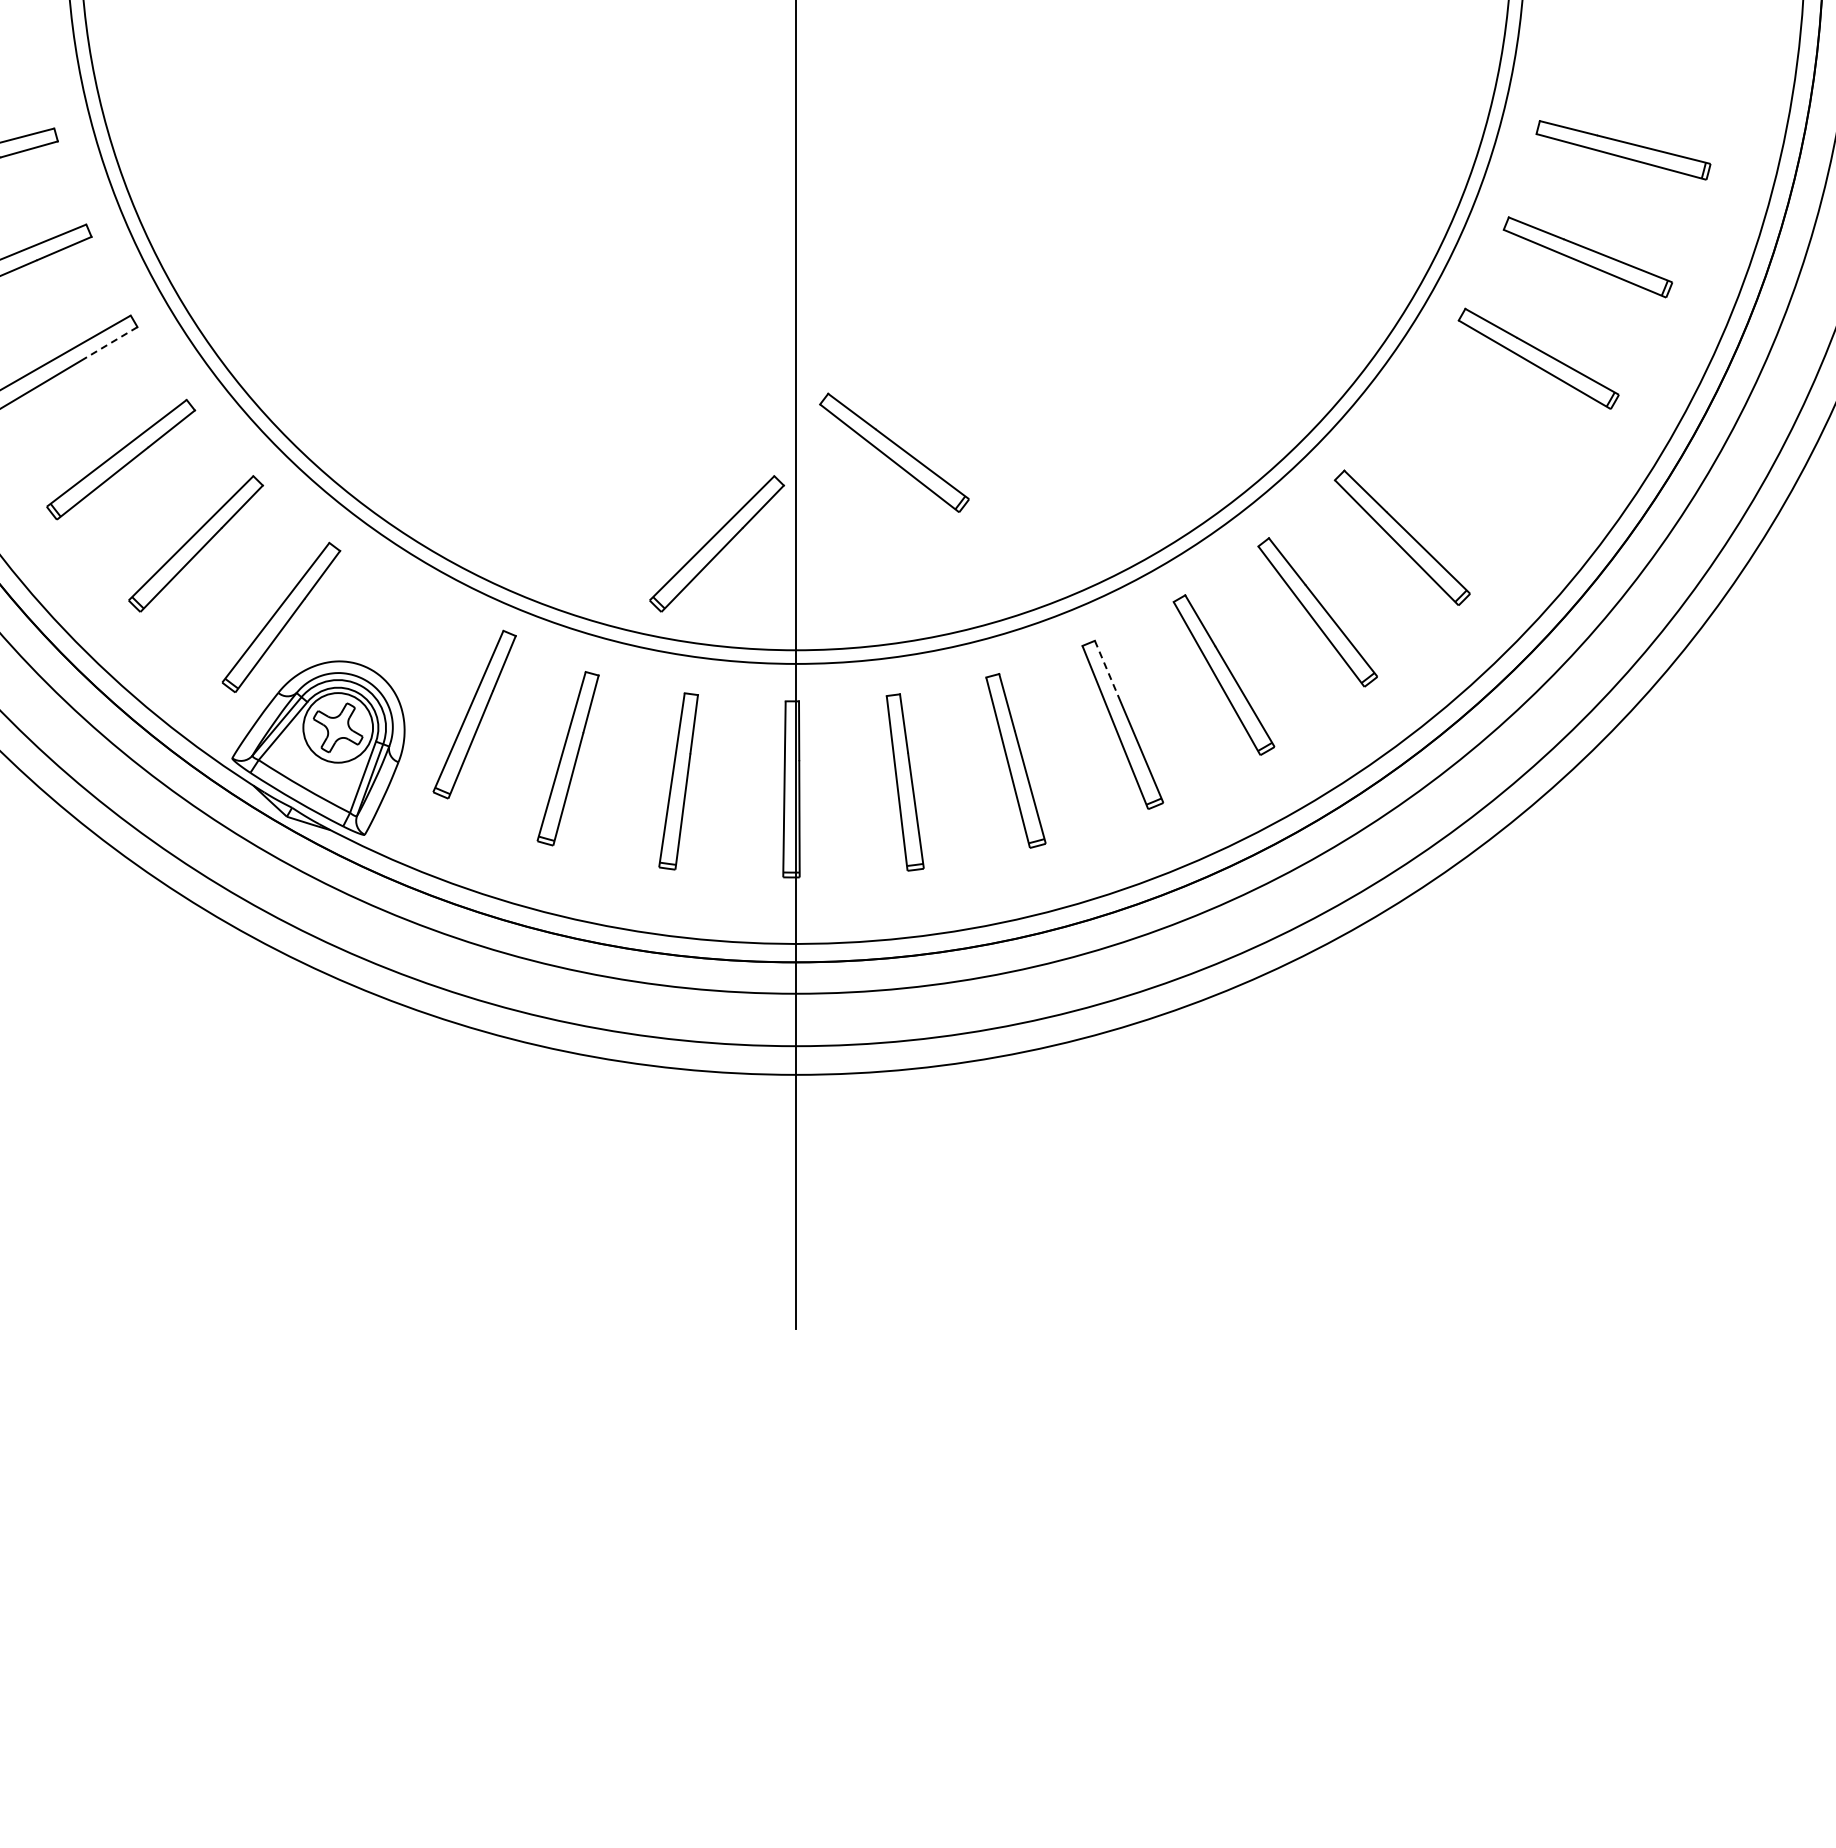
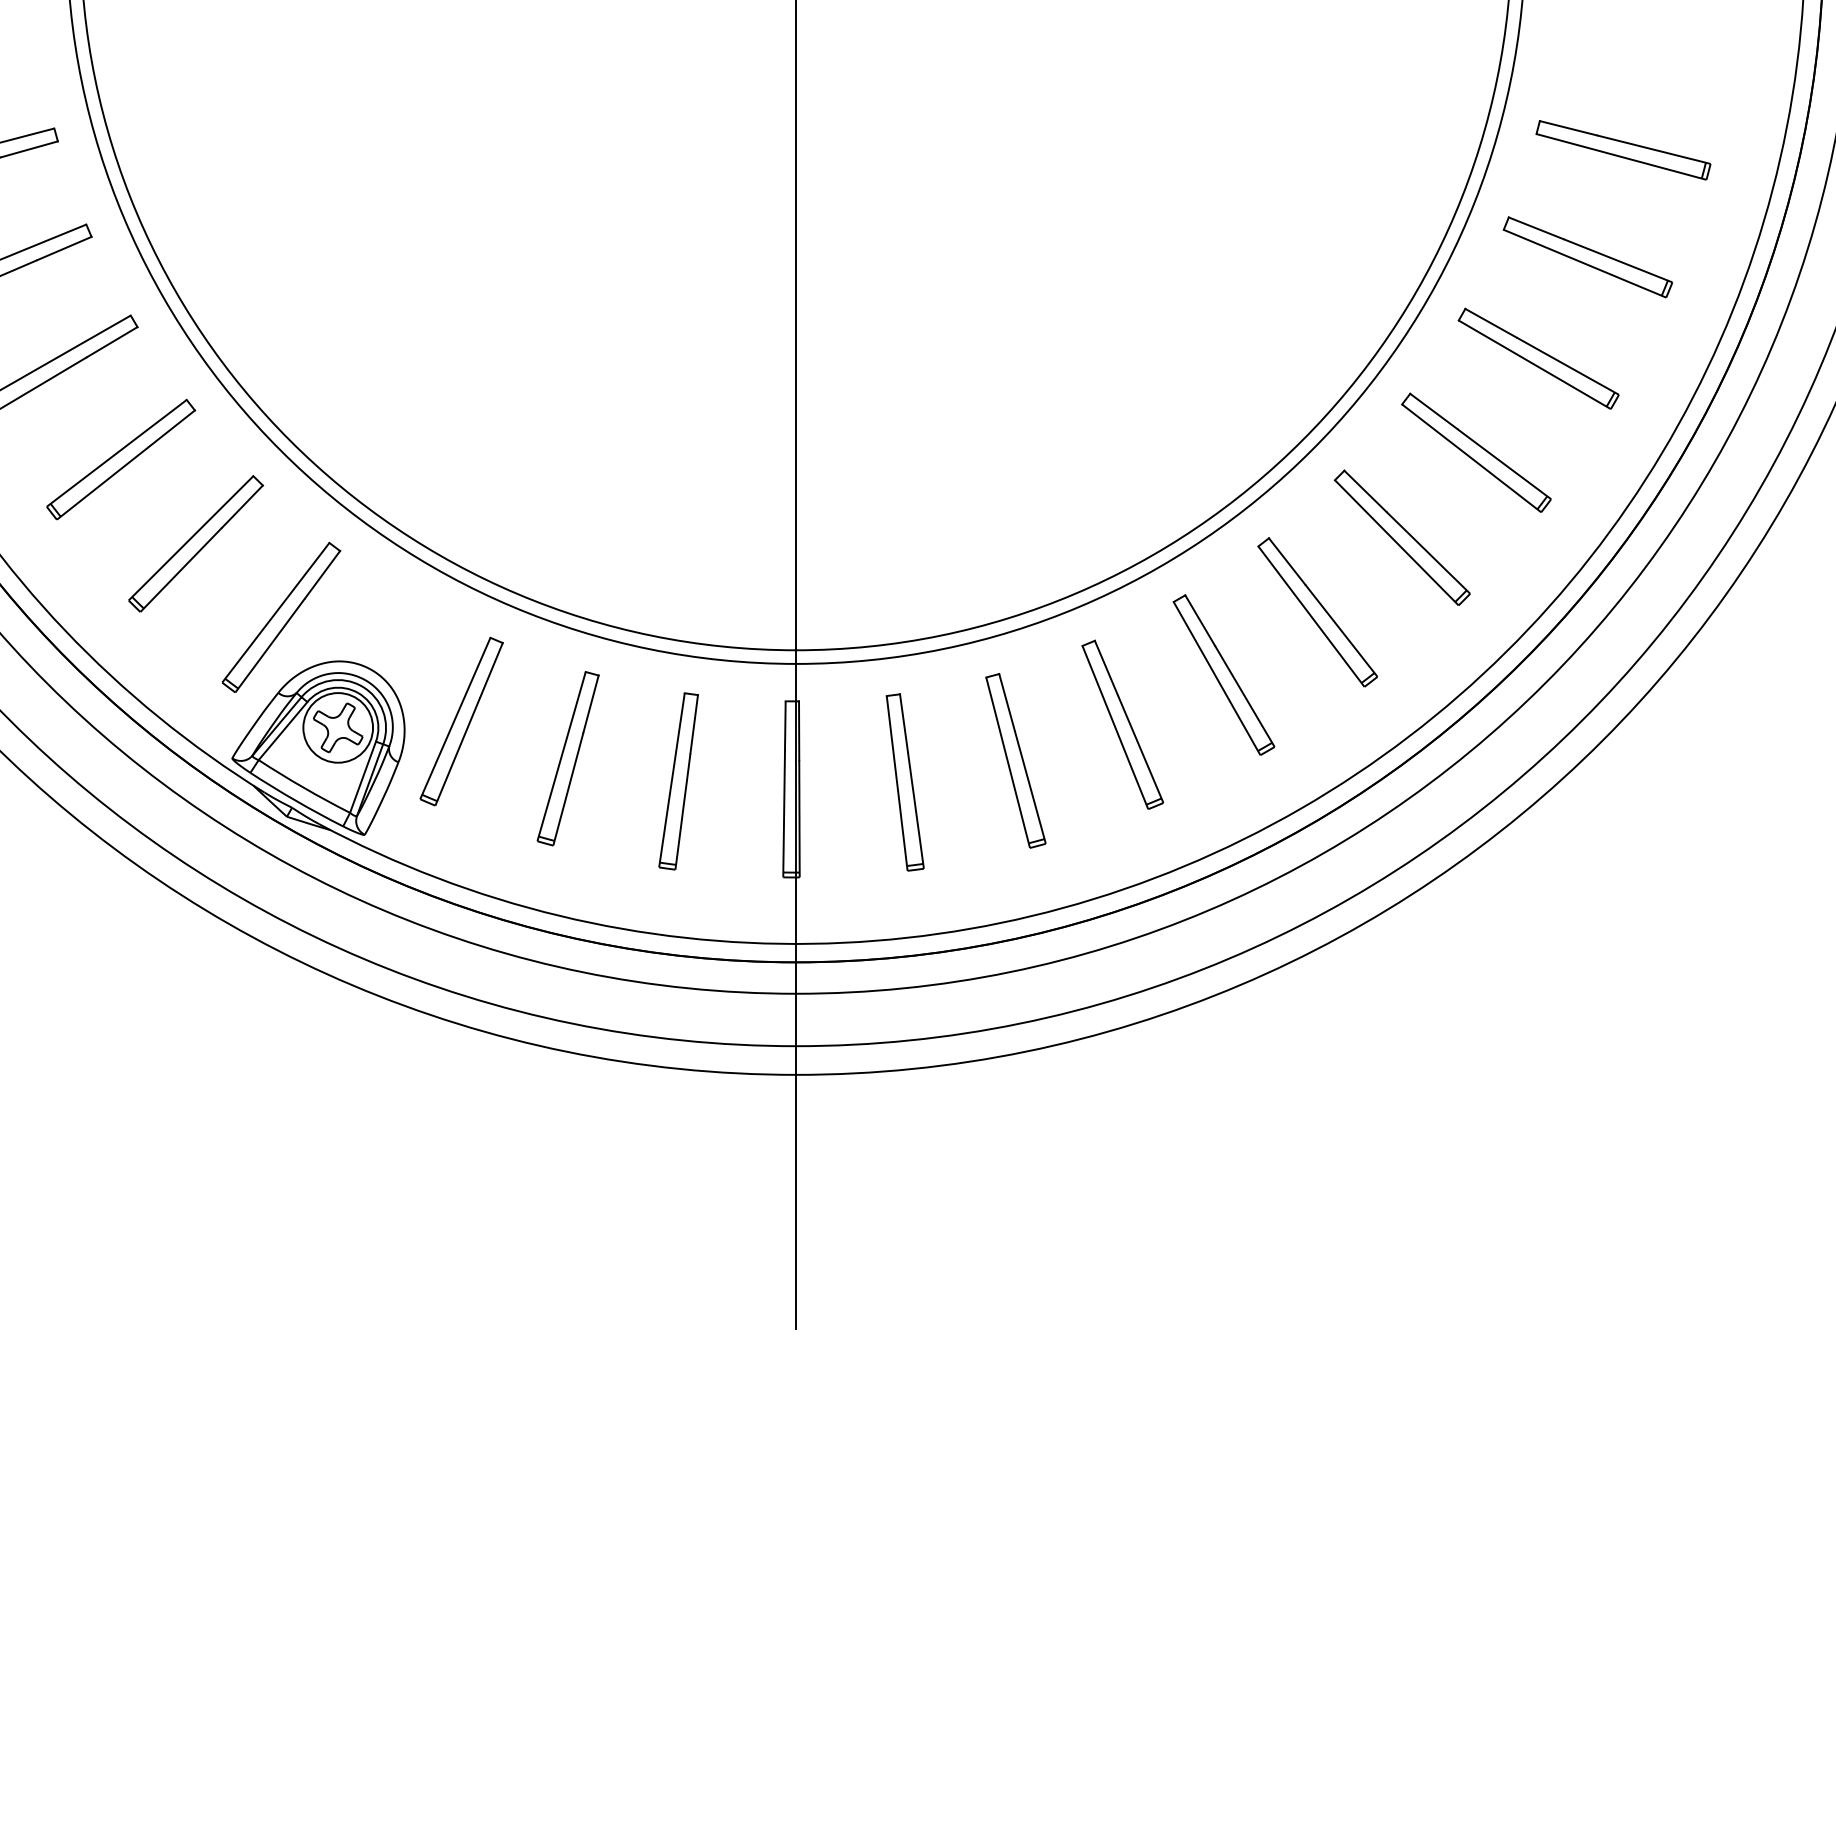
line: dashed -> solid (111, 342)
part position: (894, 452) -> (1476, 452) (1476, 452)
part: present -> none (716, 543)
line: dashed -> solid (1106, 668)
part position: (474, 714) -> (461, 721) (461, 721)
